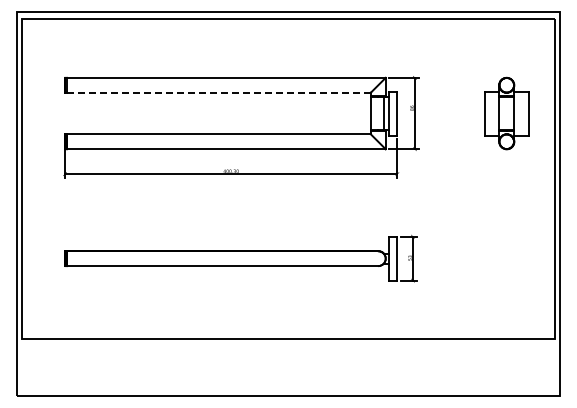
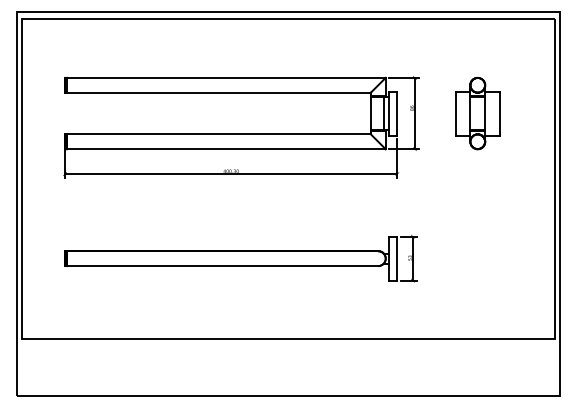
line: dashed -> solid (218, 92)
part position: (506, 113) -> (477, 113) (477, 113)
